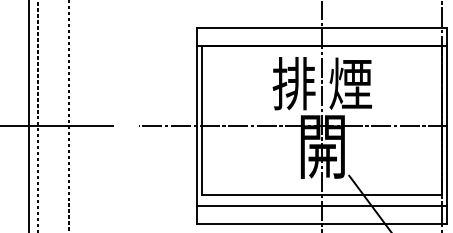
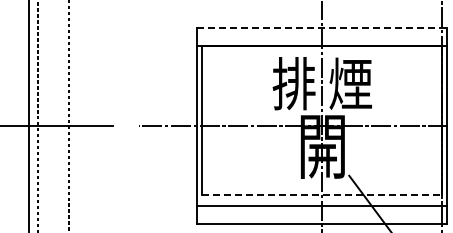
line: solid -> dashed (322, 28)
line: solid -> dashed (321, 195)
